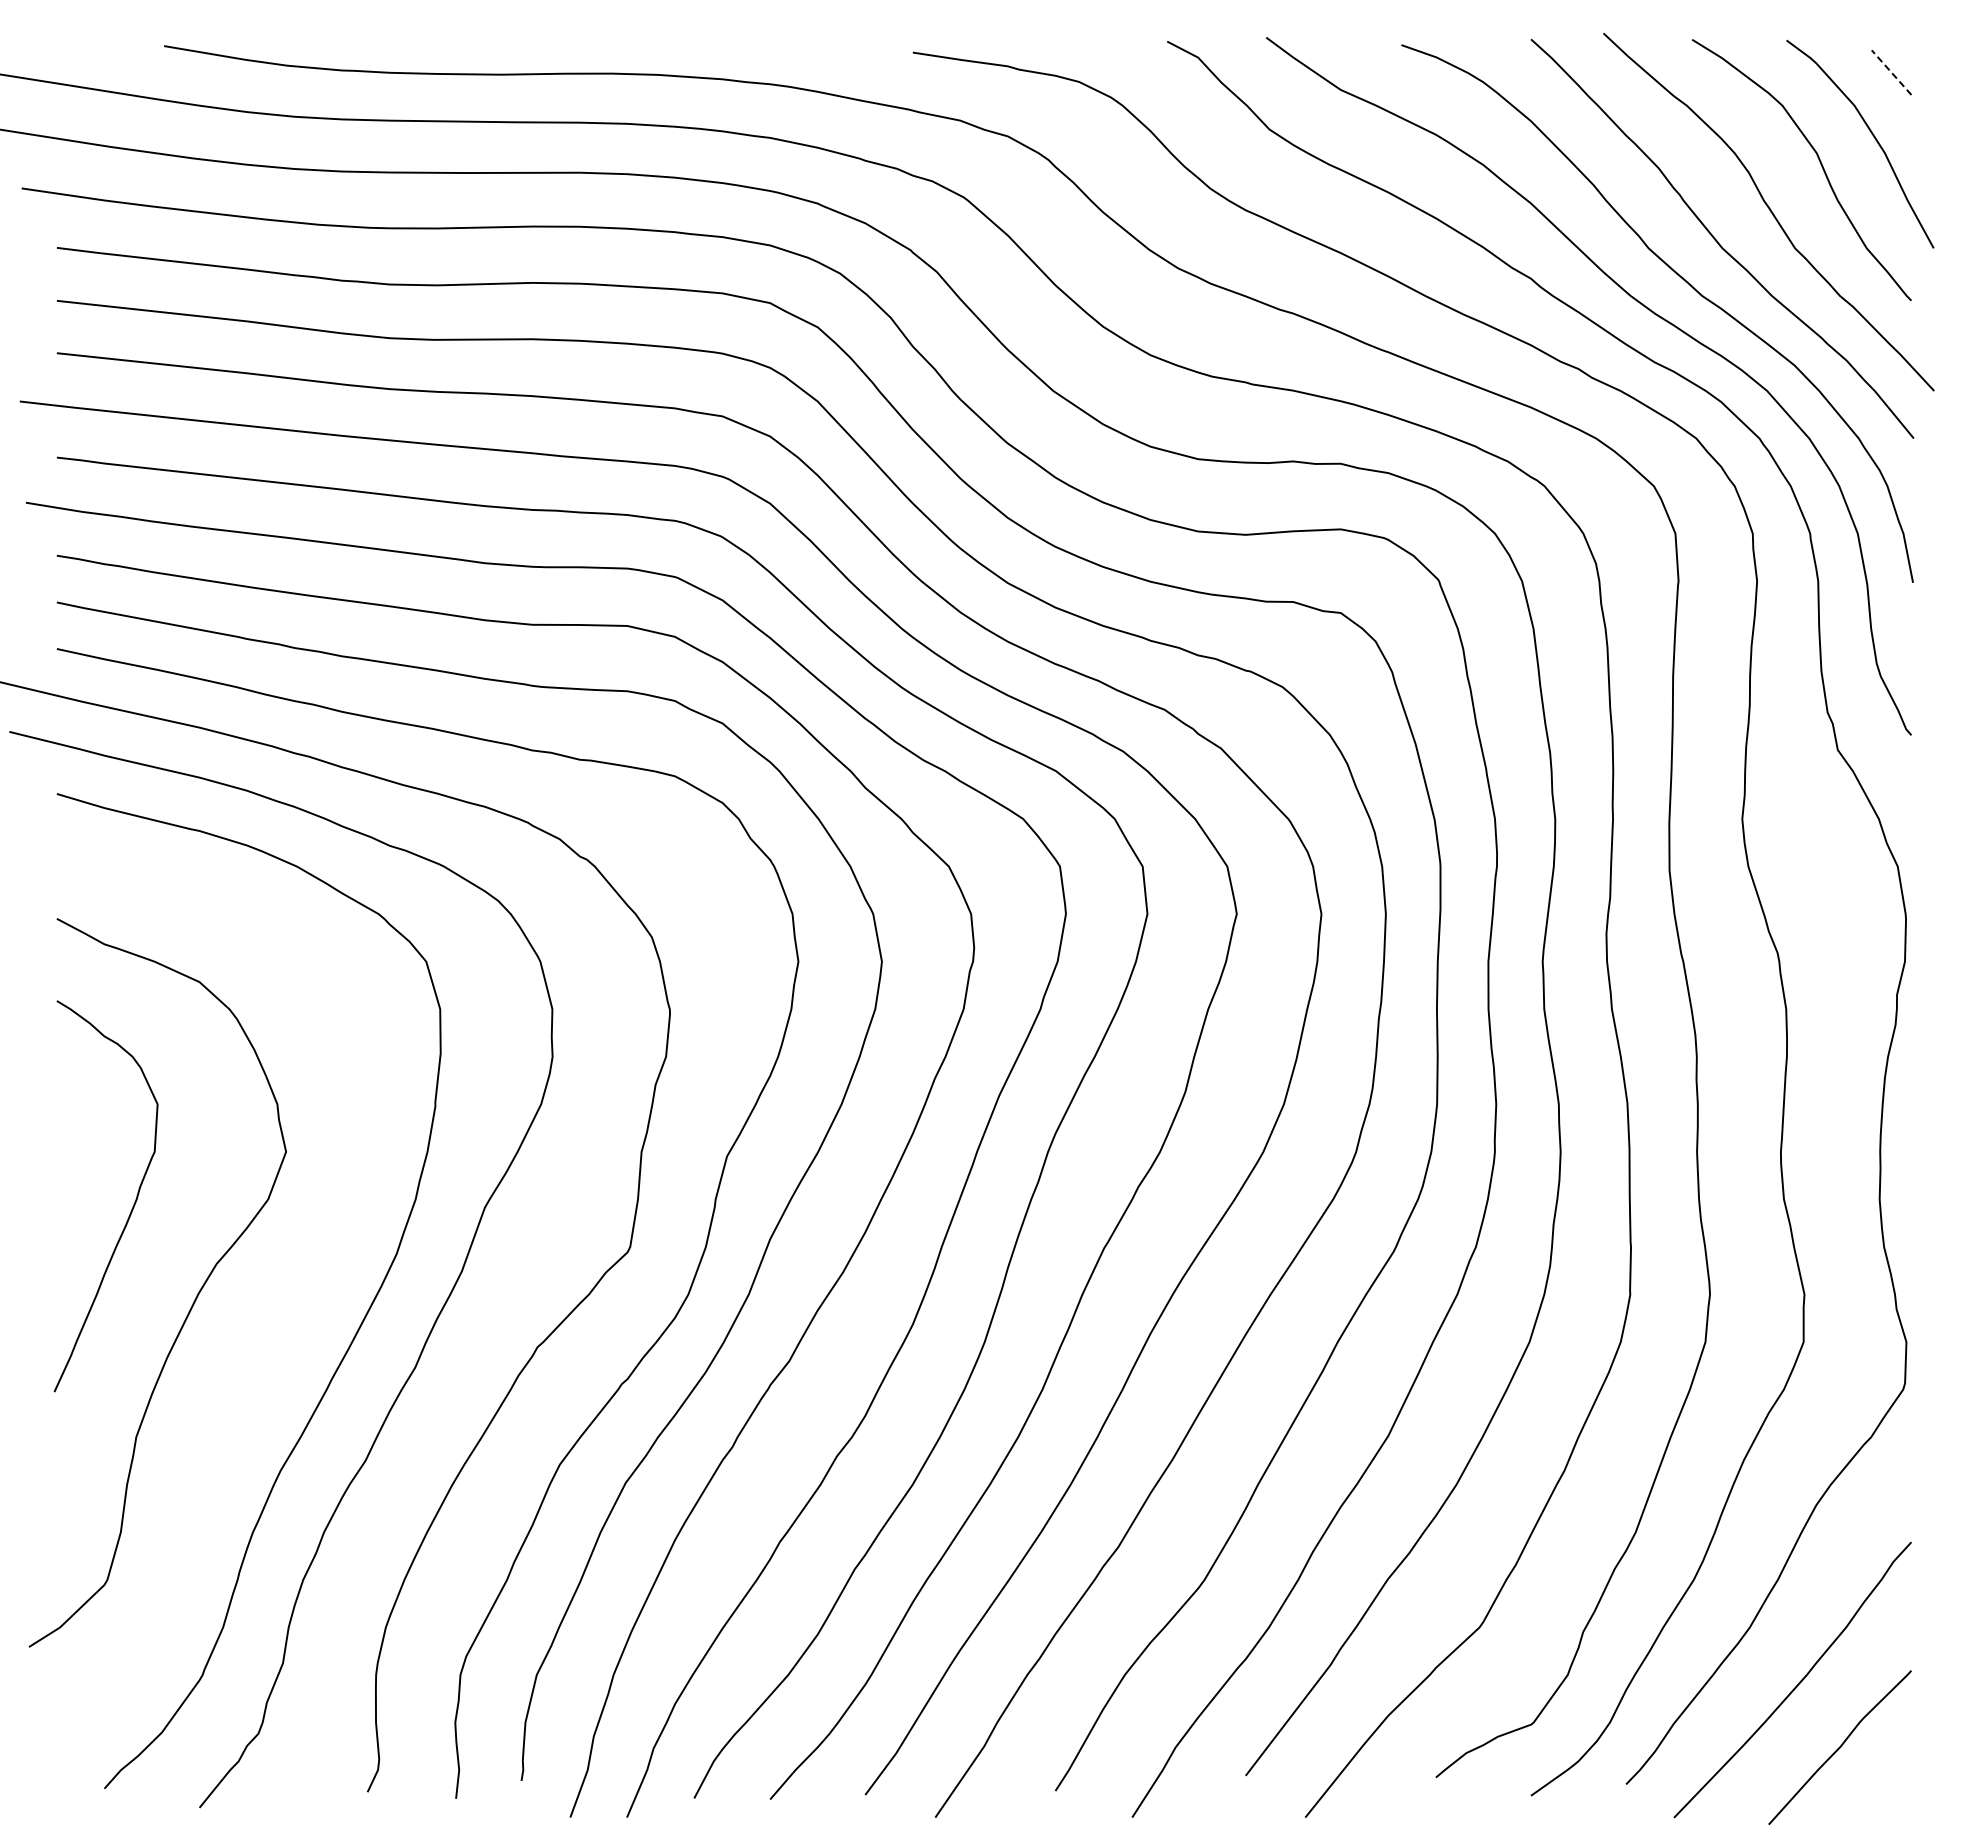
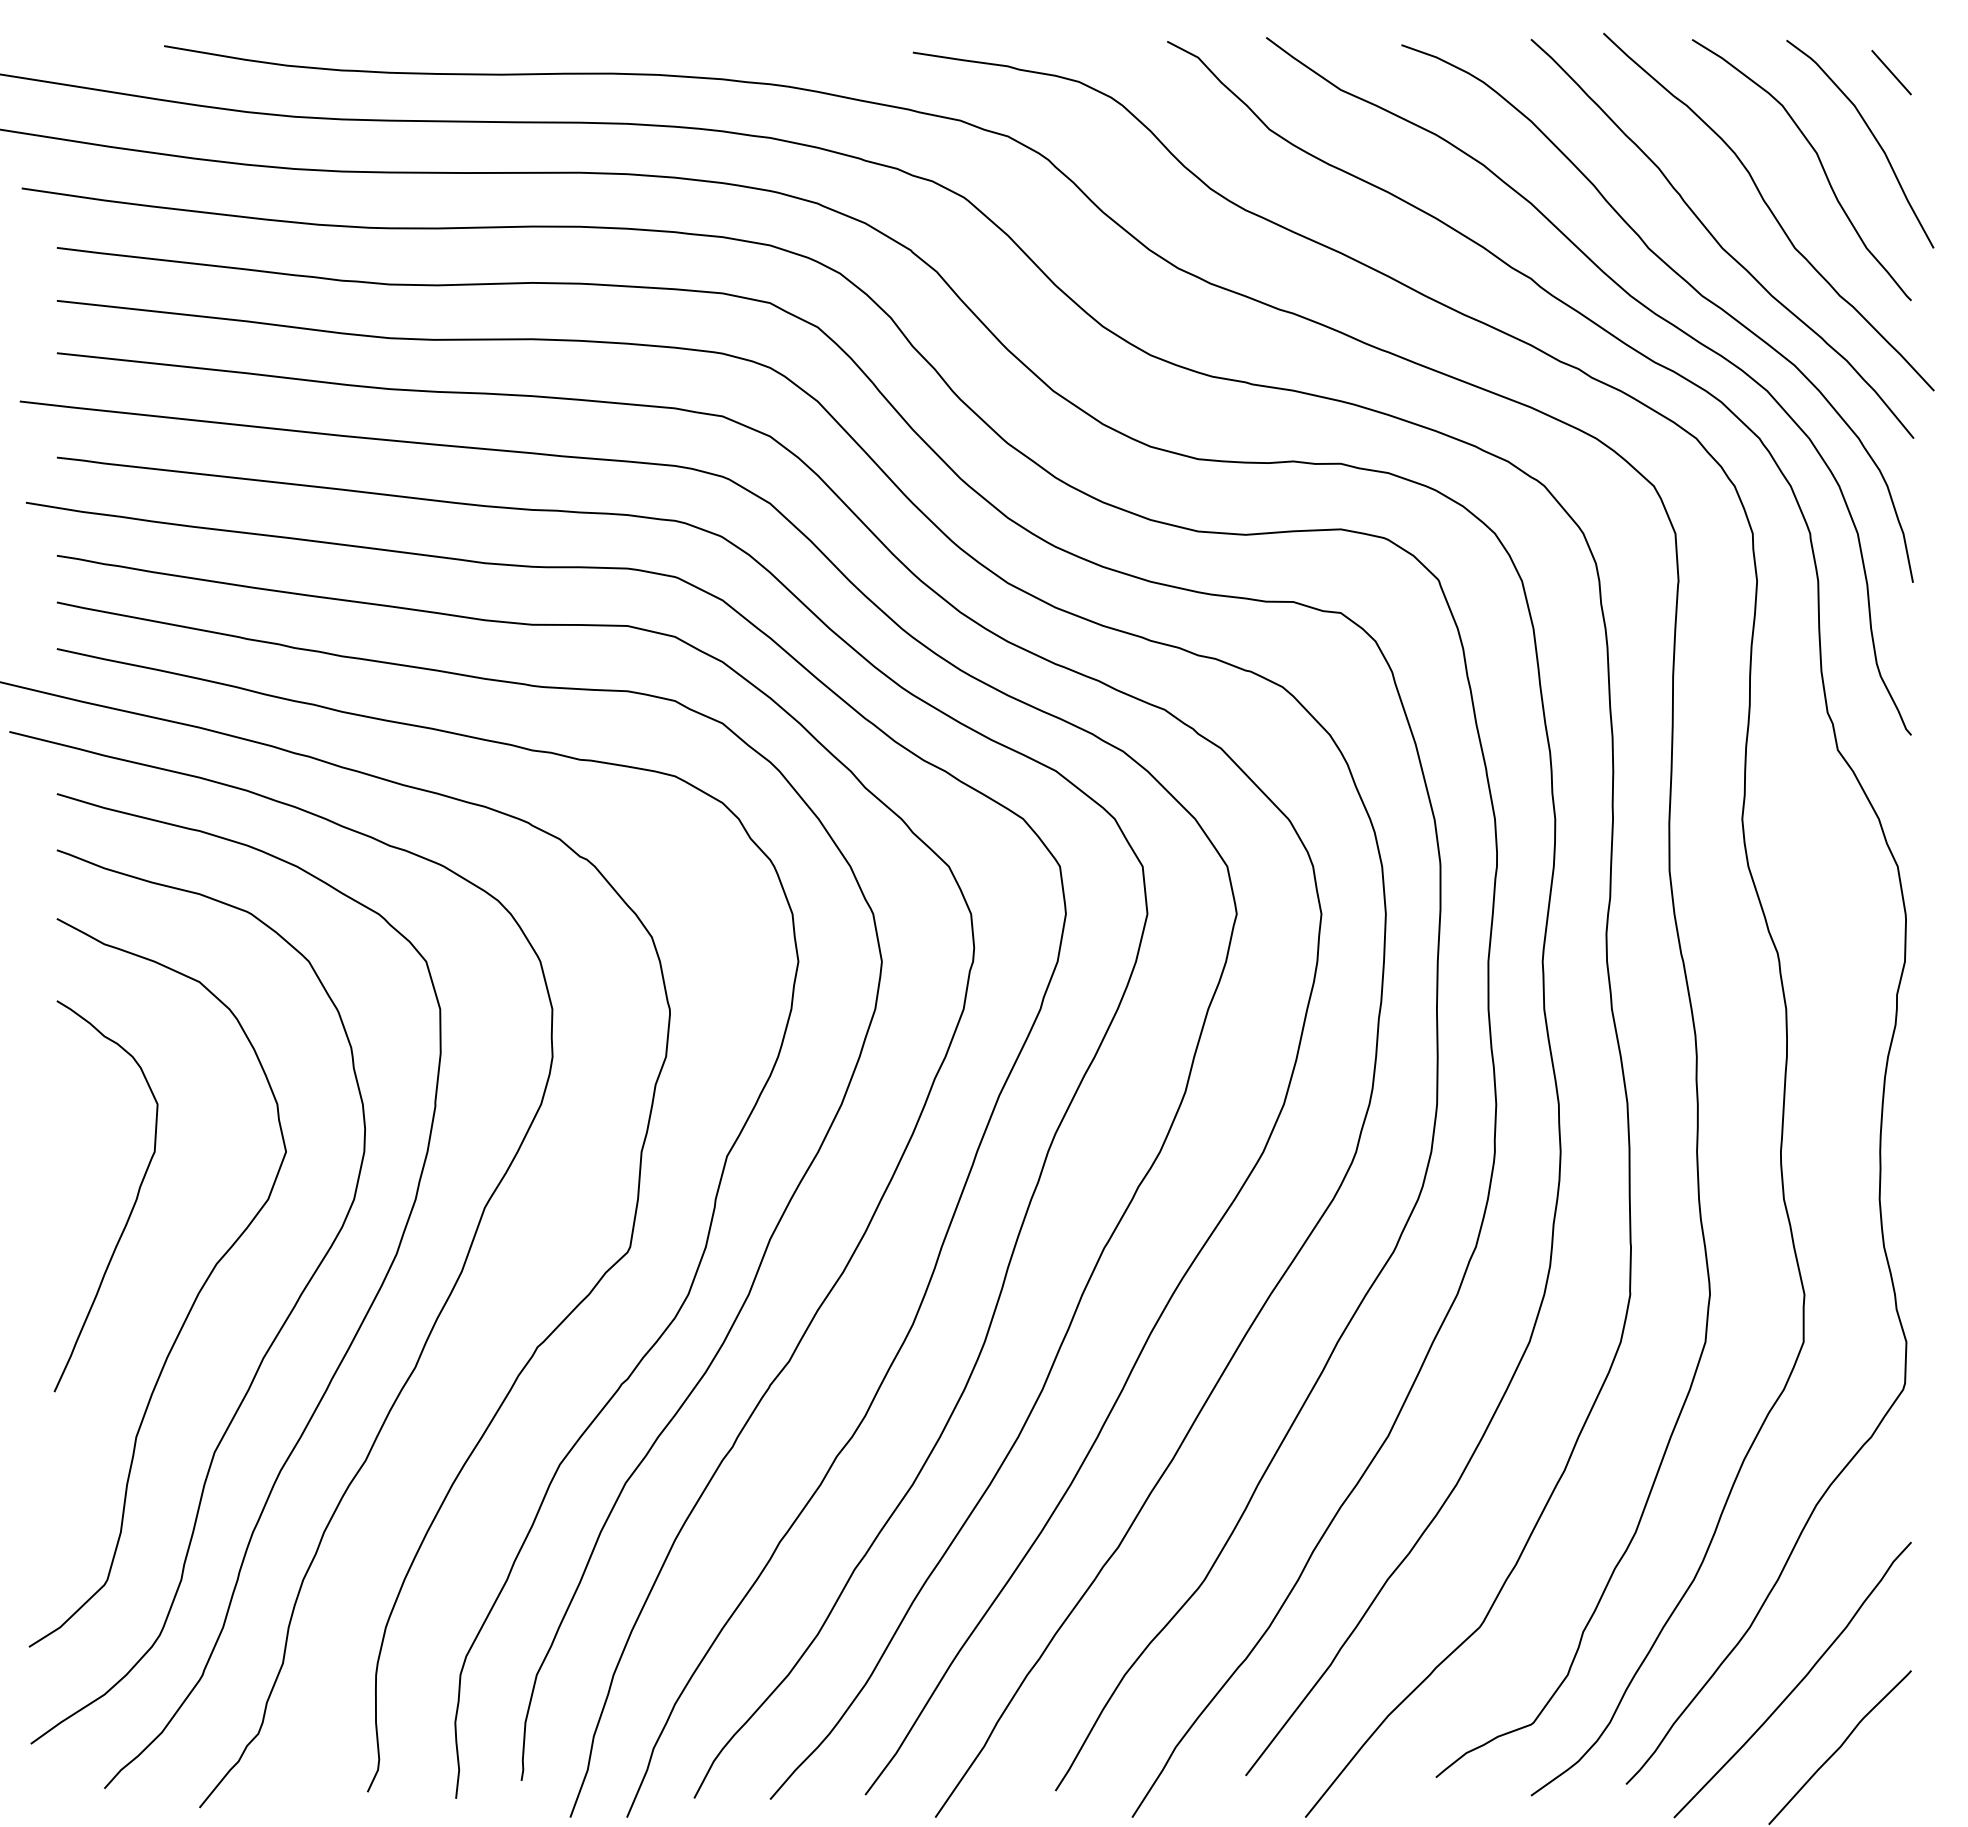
line: dashed -> solid (1891, 72)
curve: none -> present (271, 1342)
